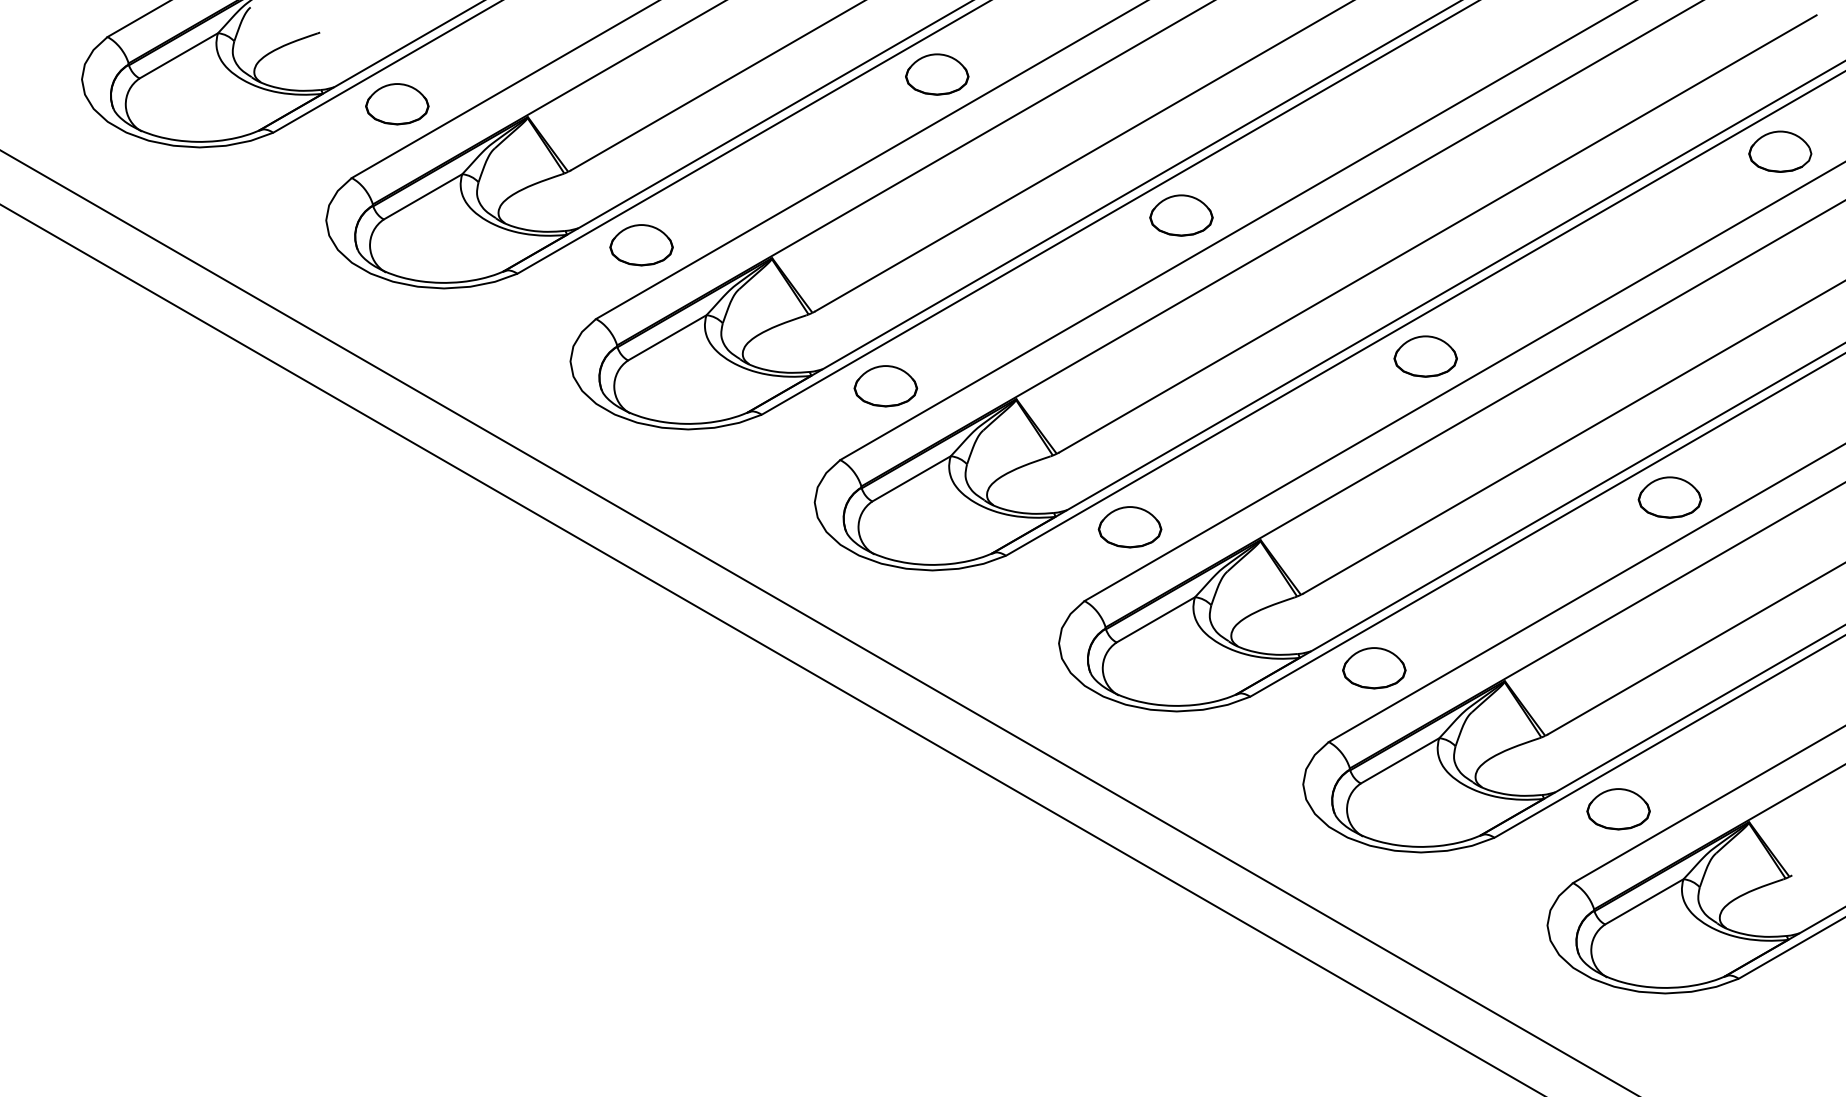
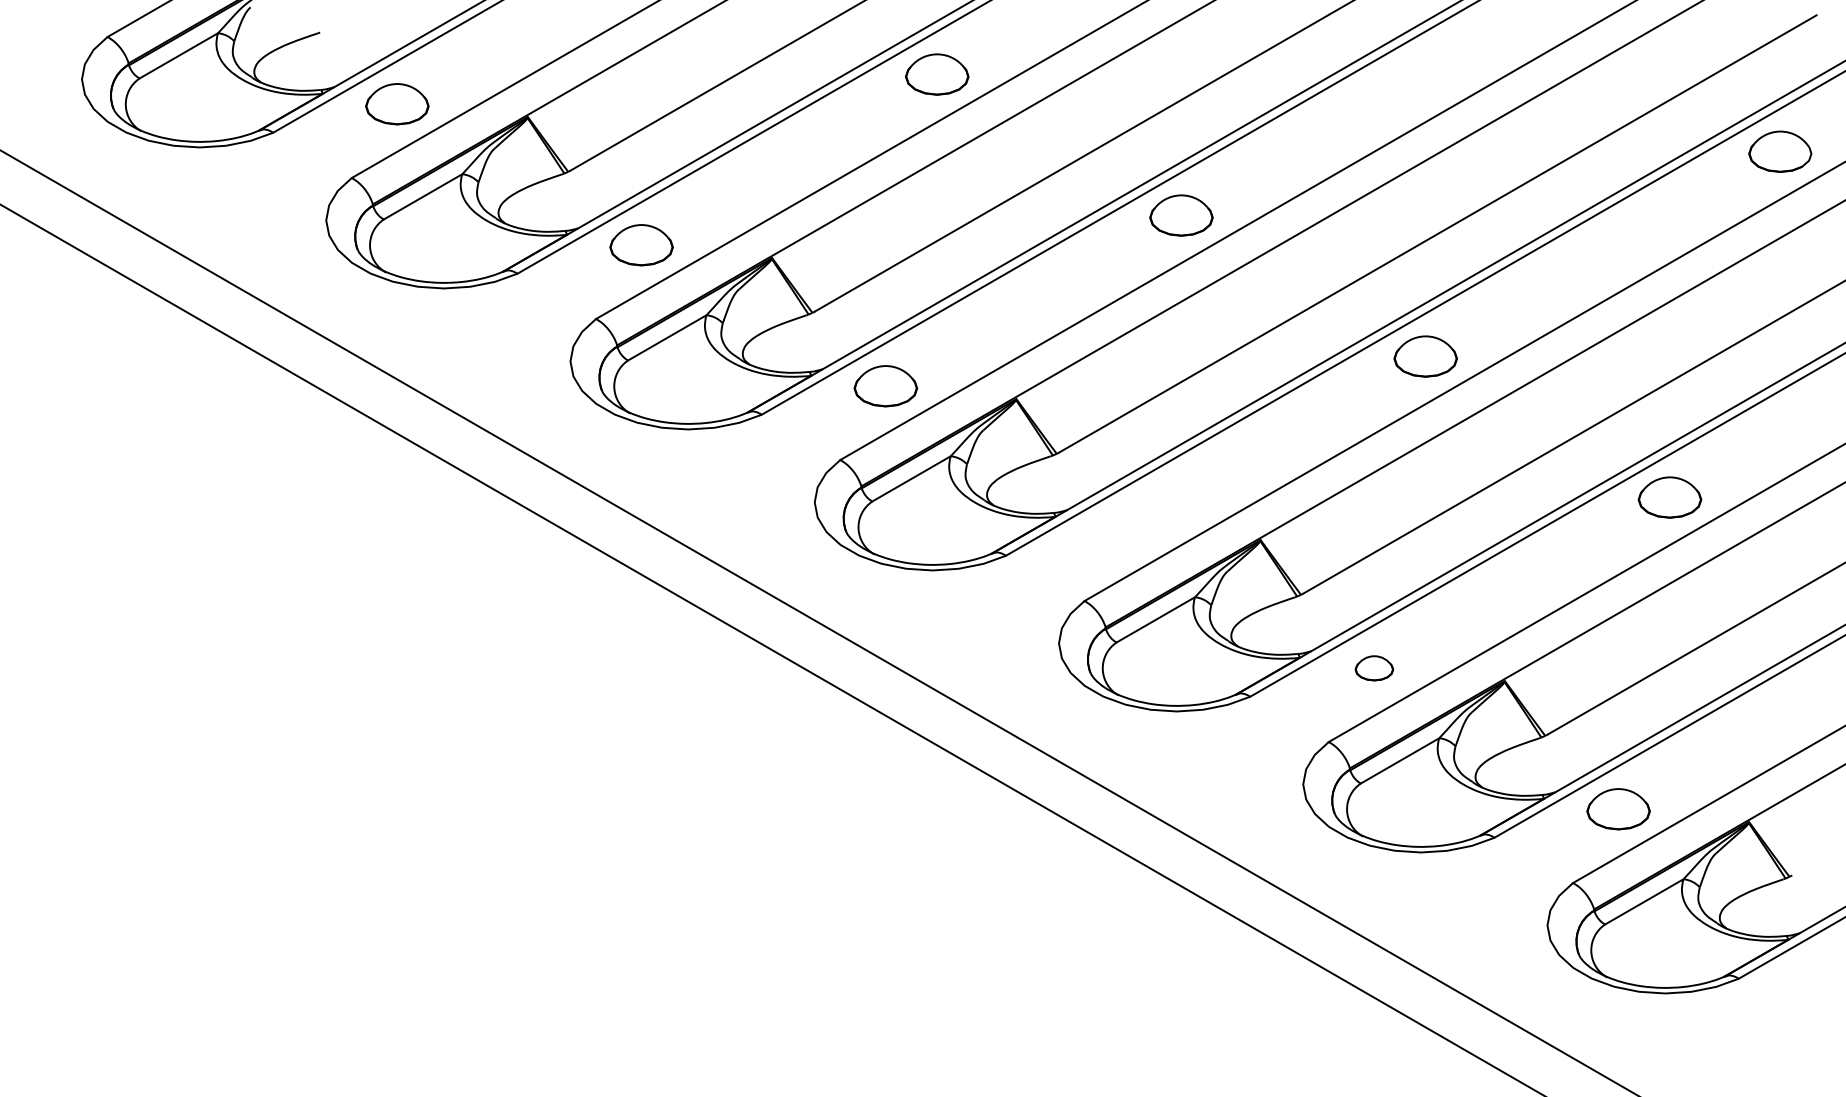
part: present -> none (1129, 527)
part size: 65x43 px -> 41x27 px (1374, 668)
